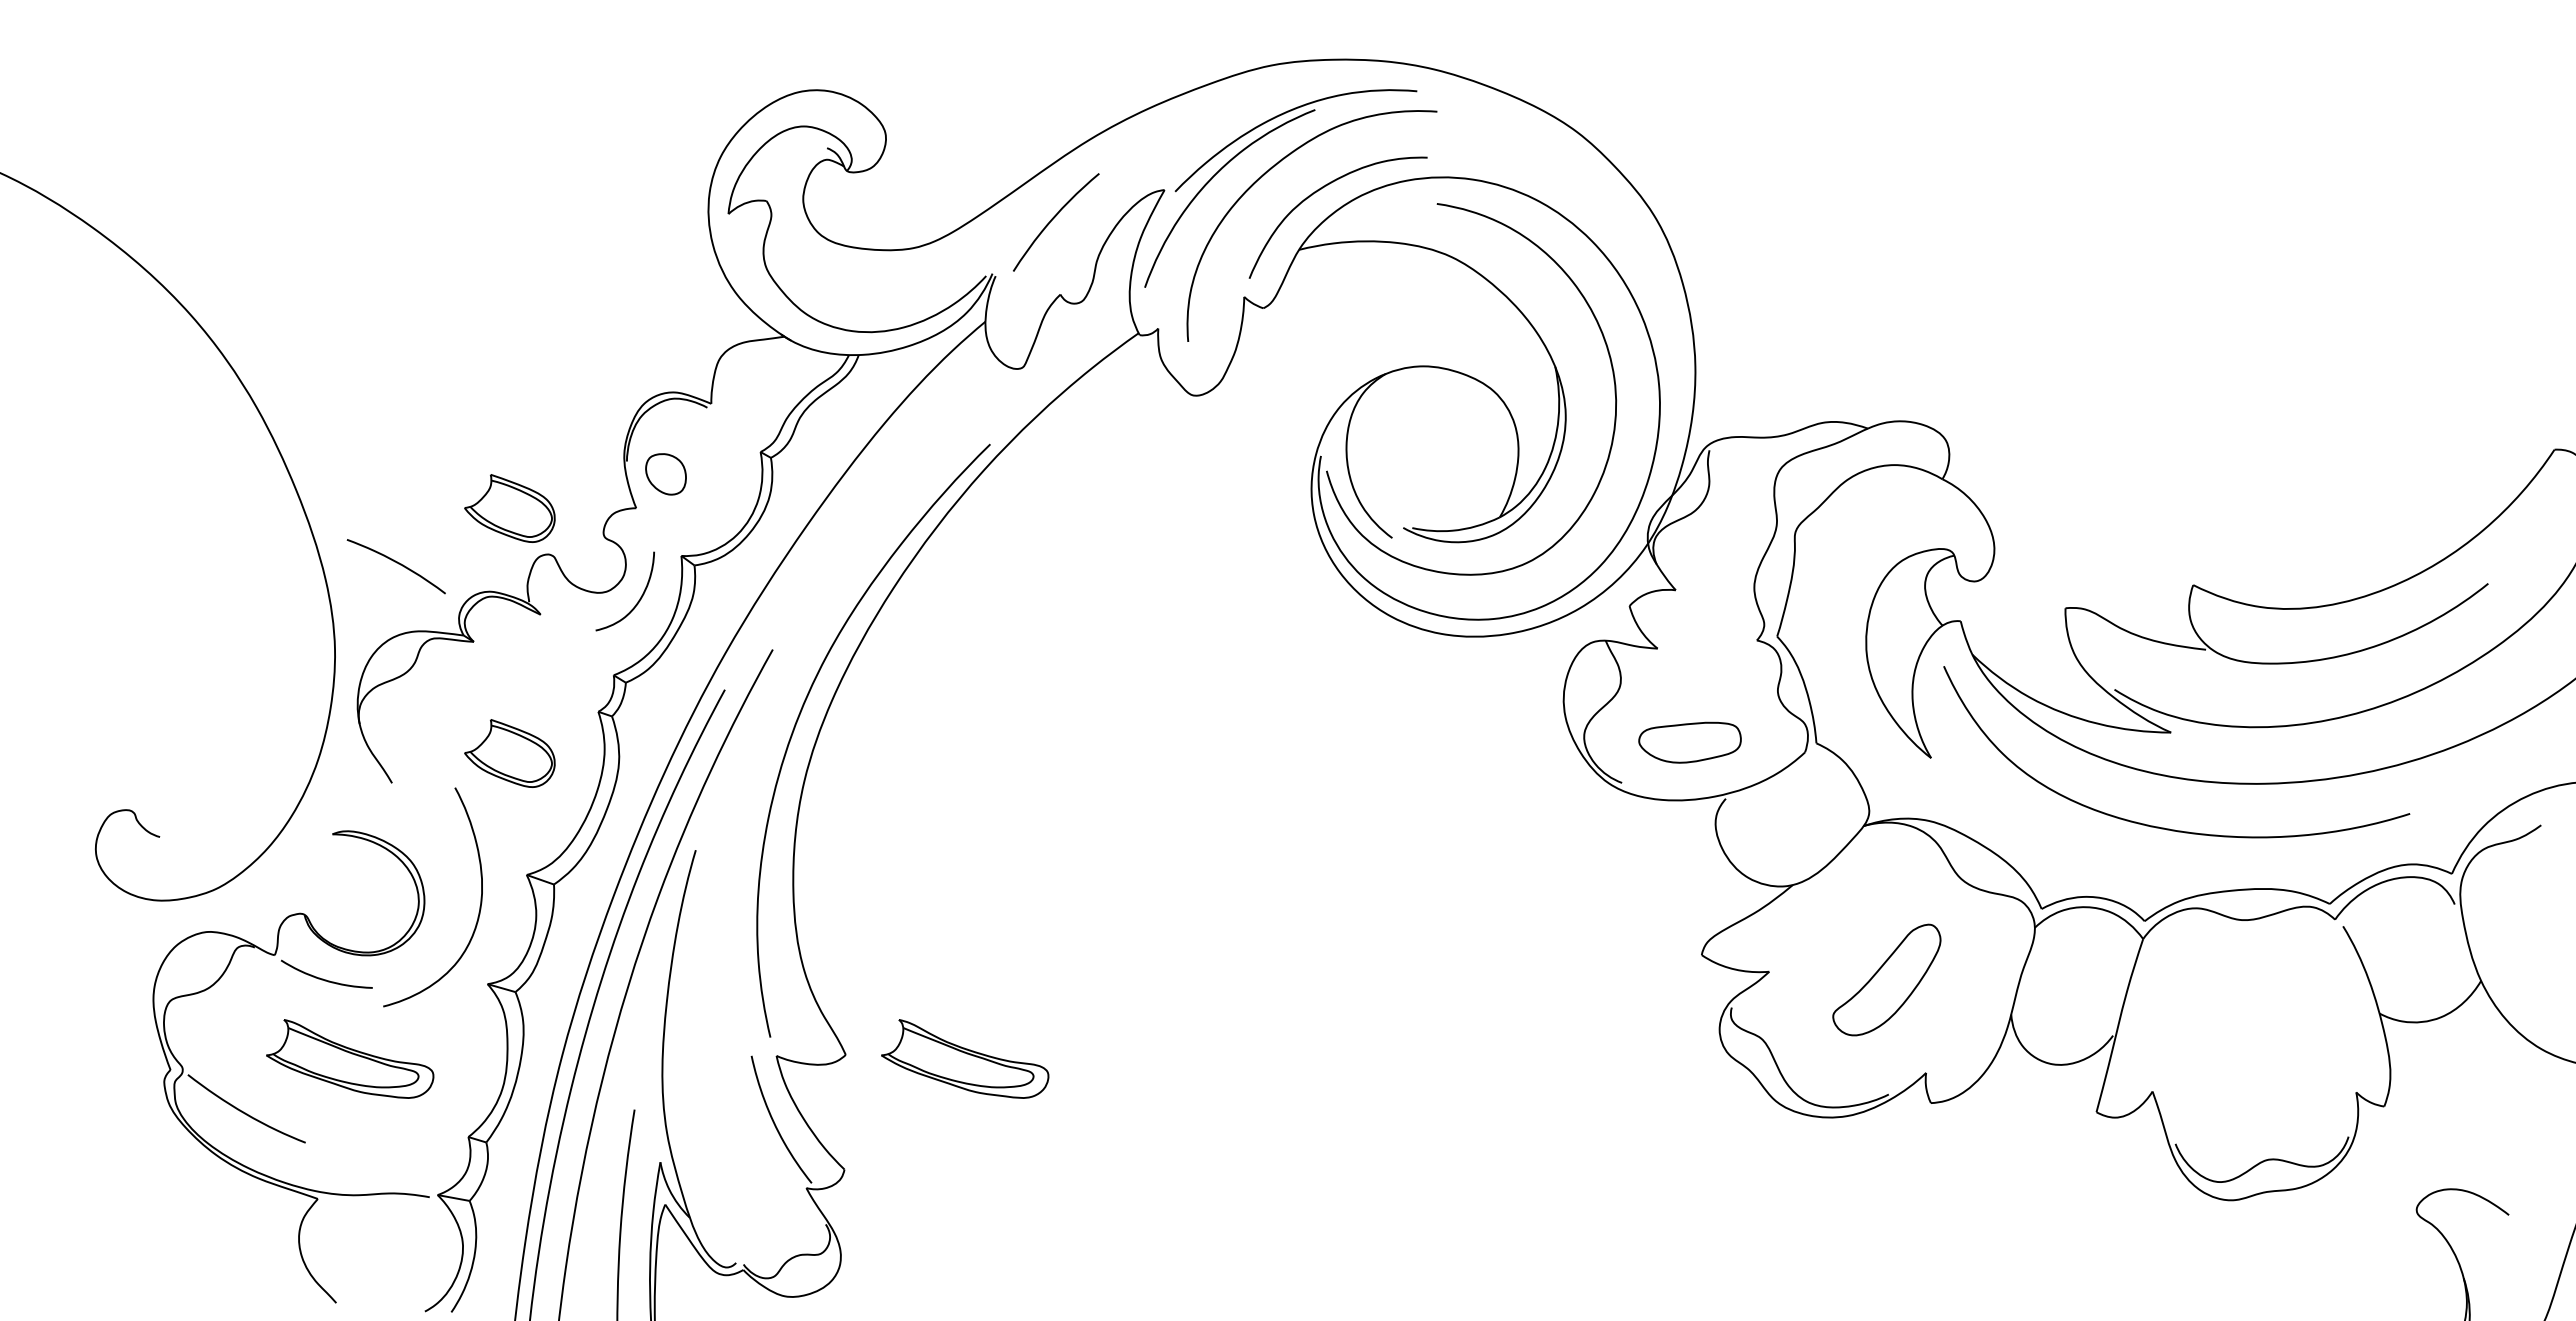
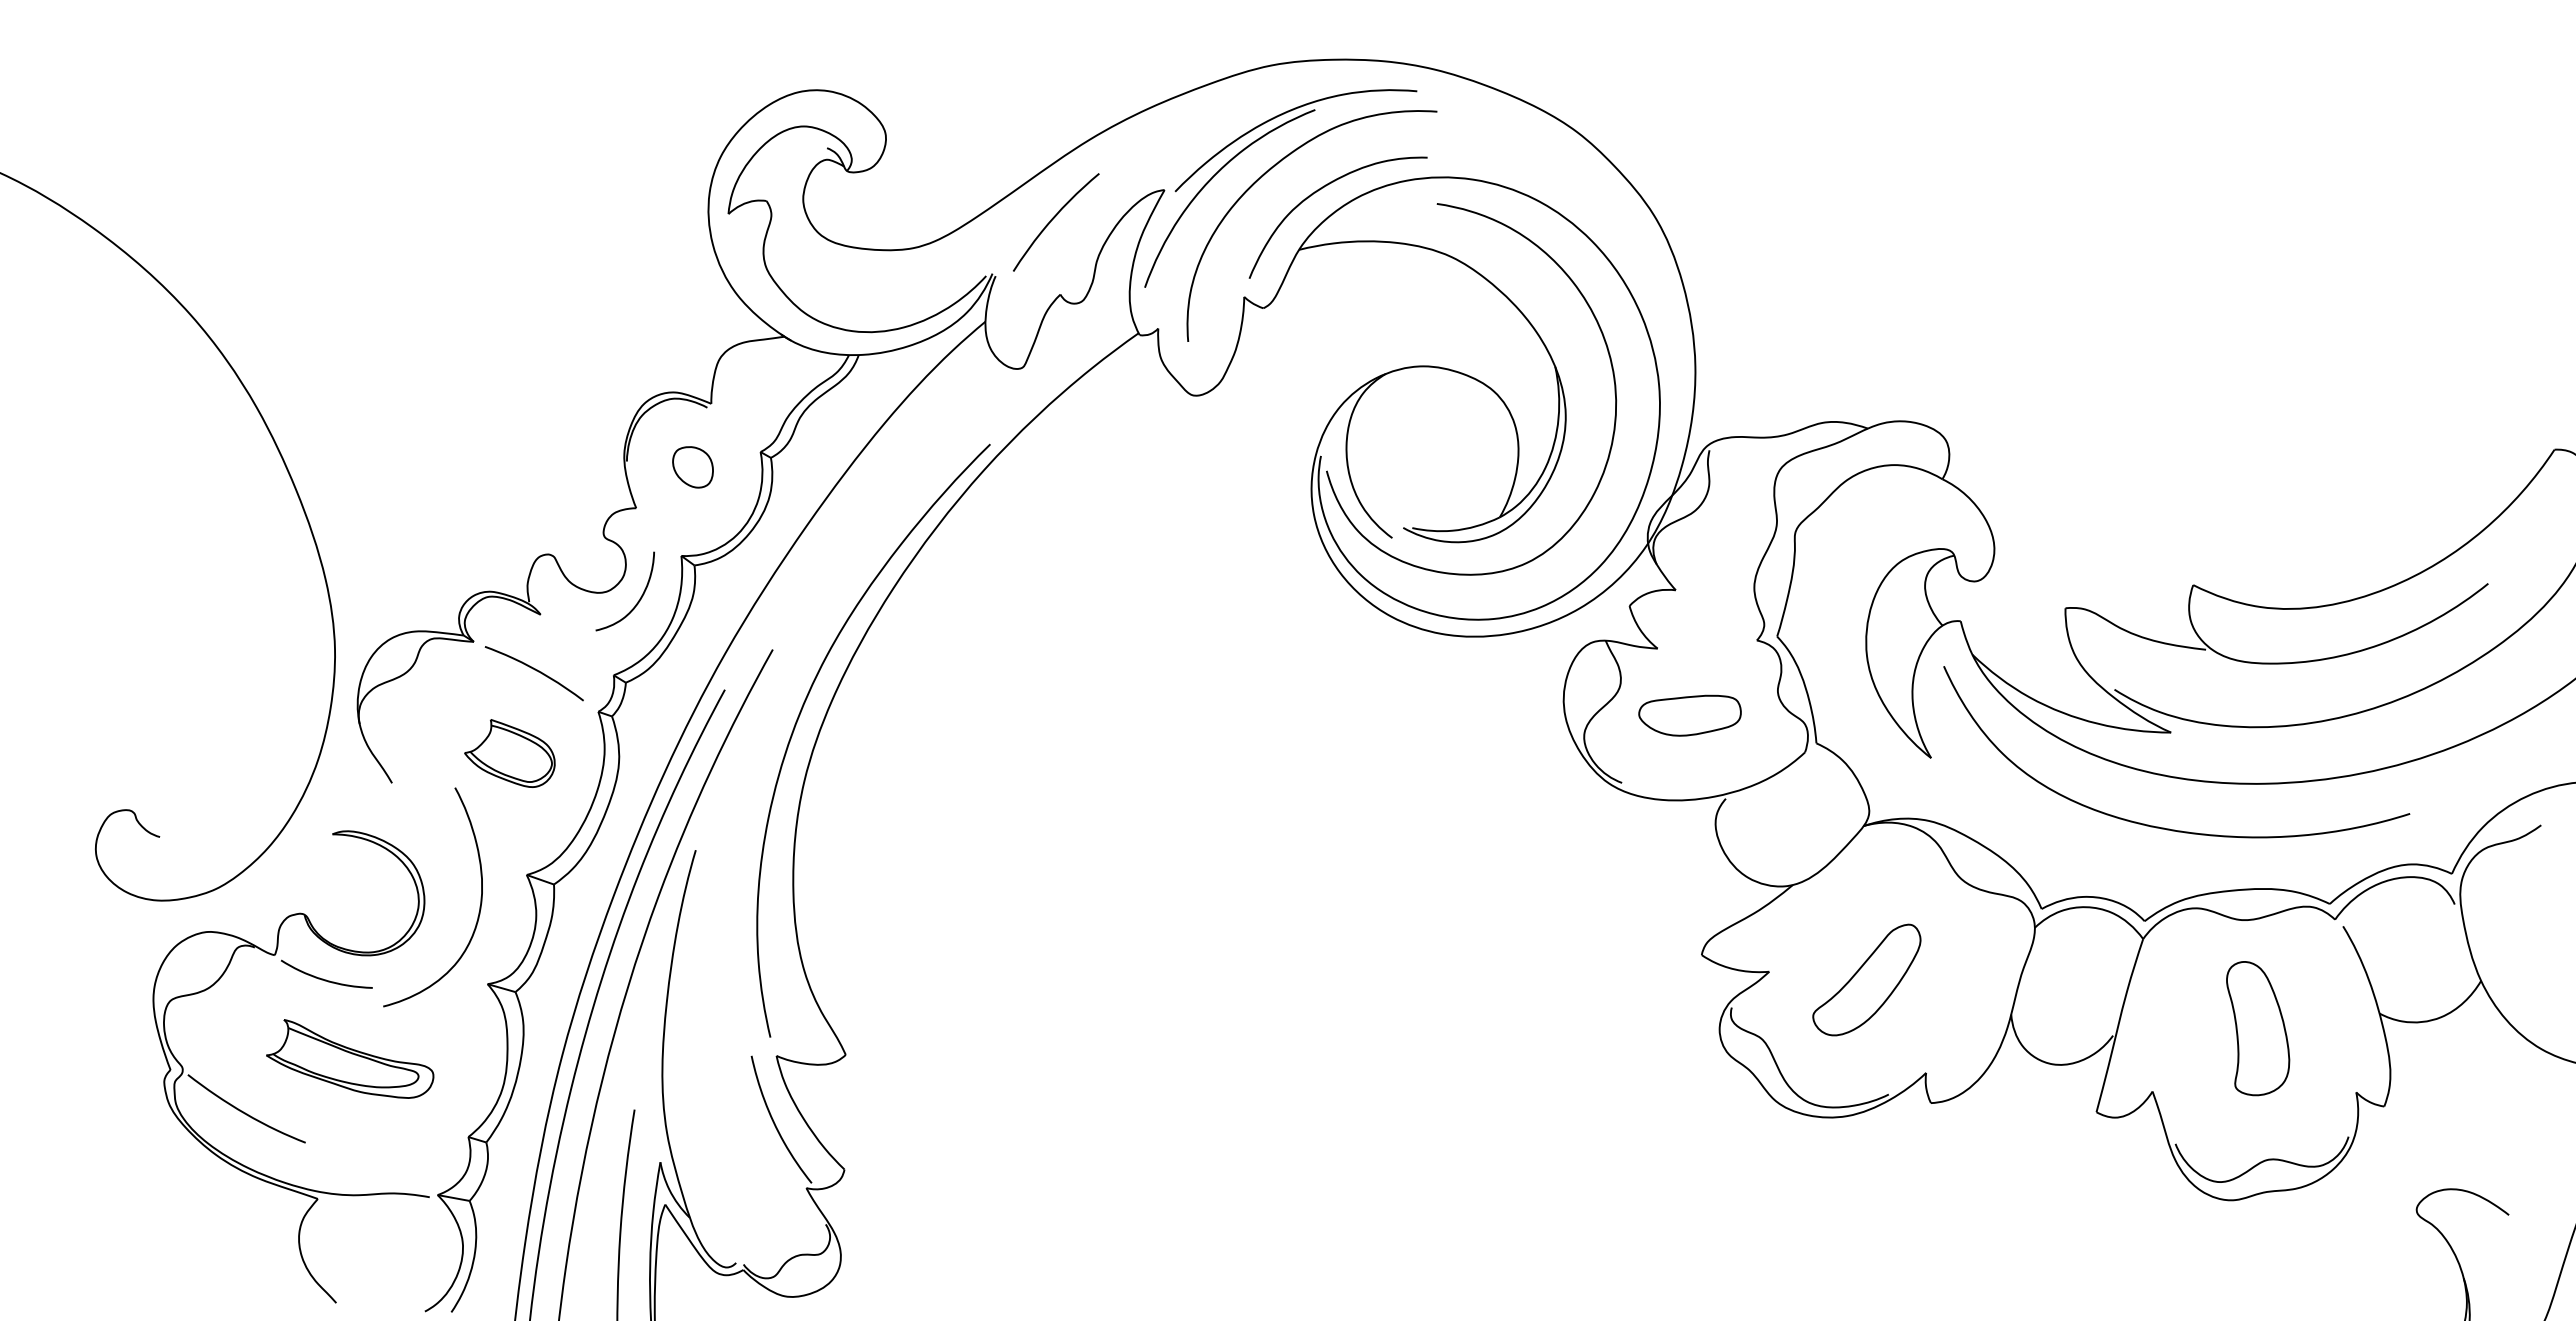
part position: (665, 474) -> (692, 467) (692, 467)
part: present -> none (509, 508)
curve position: (396, 563) -> (534, 670) (534, 670)
part position: (1689, 742) -> (1689, 715) (1689, 715)
part position: (1886, 979) -> (1866, 979) (1866, 979)
part: none -> present (2258, 1028)
part: present -> none (965, 1058)
